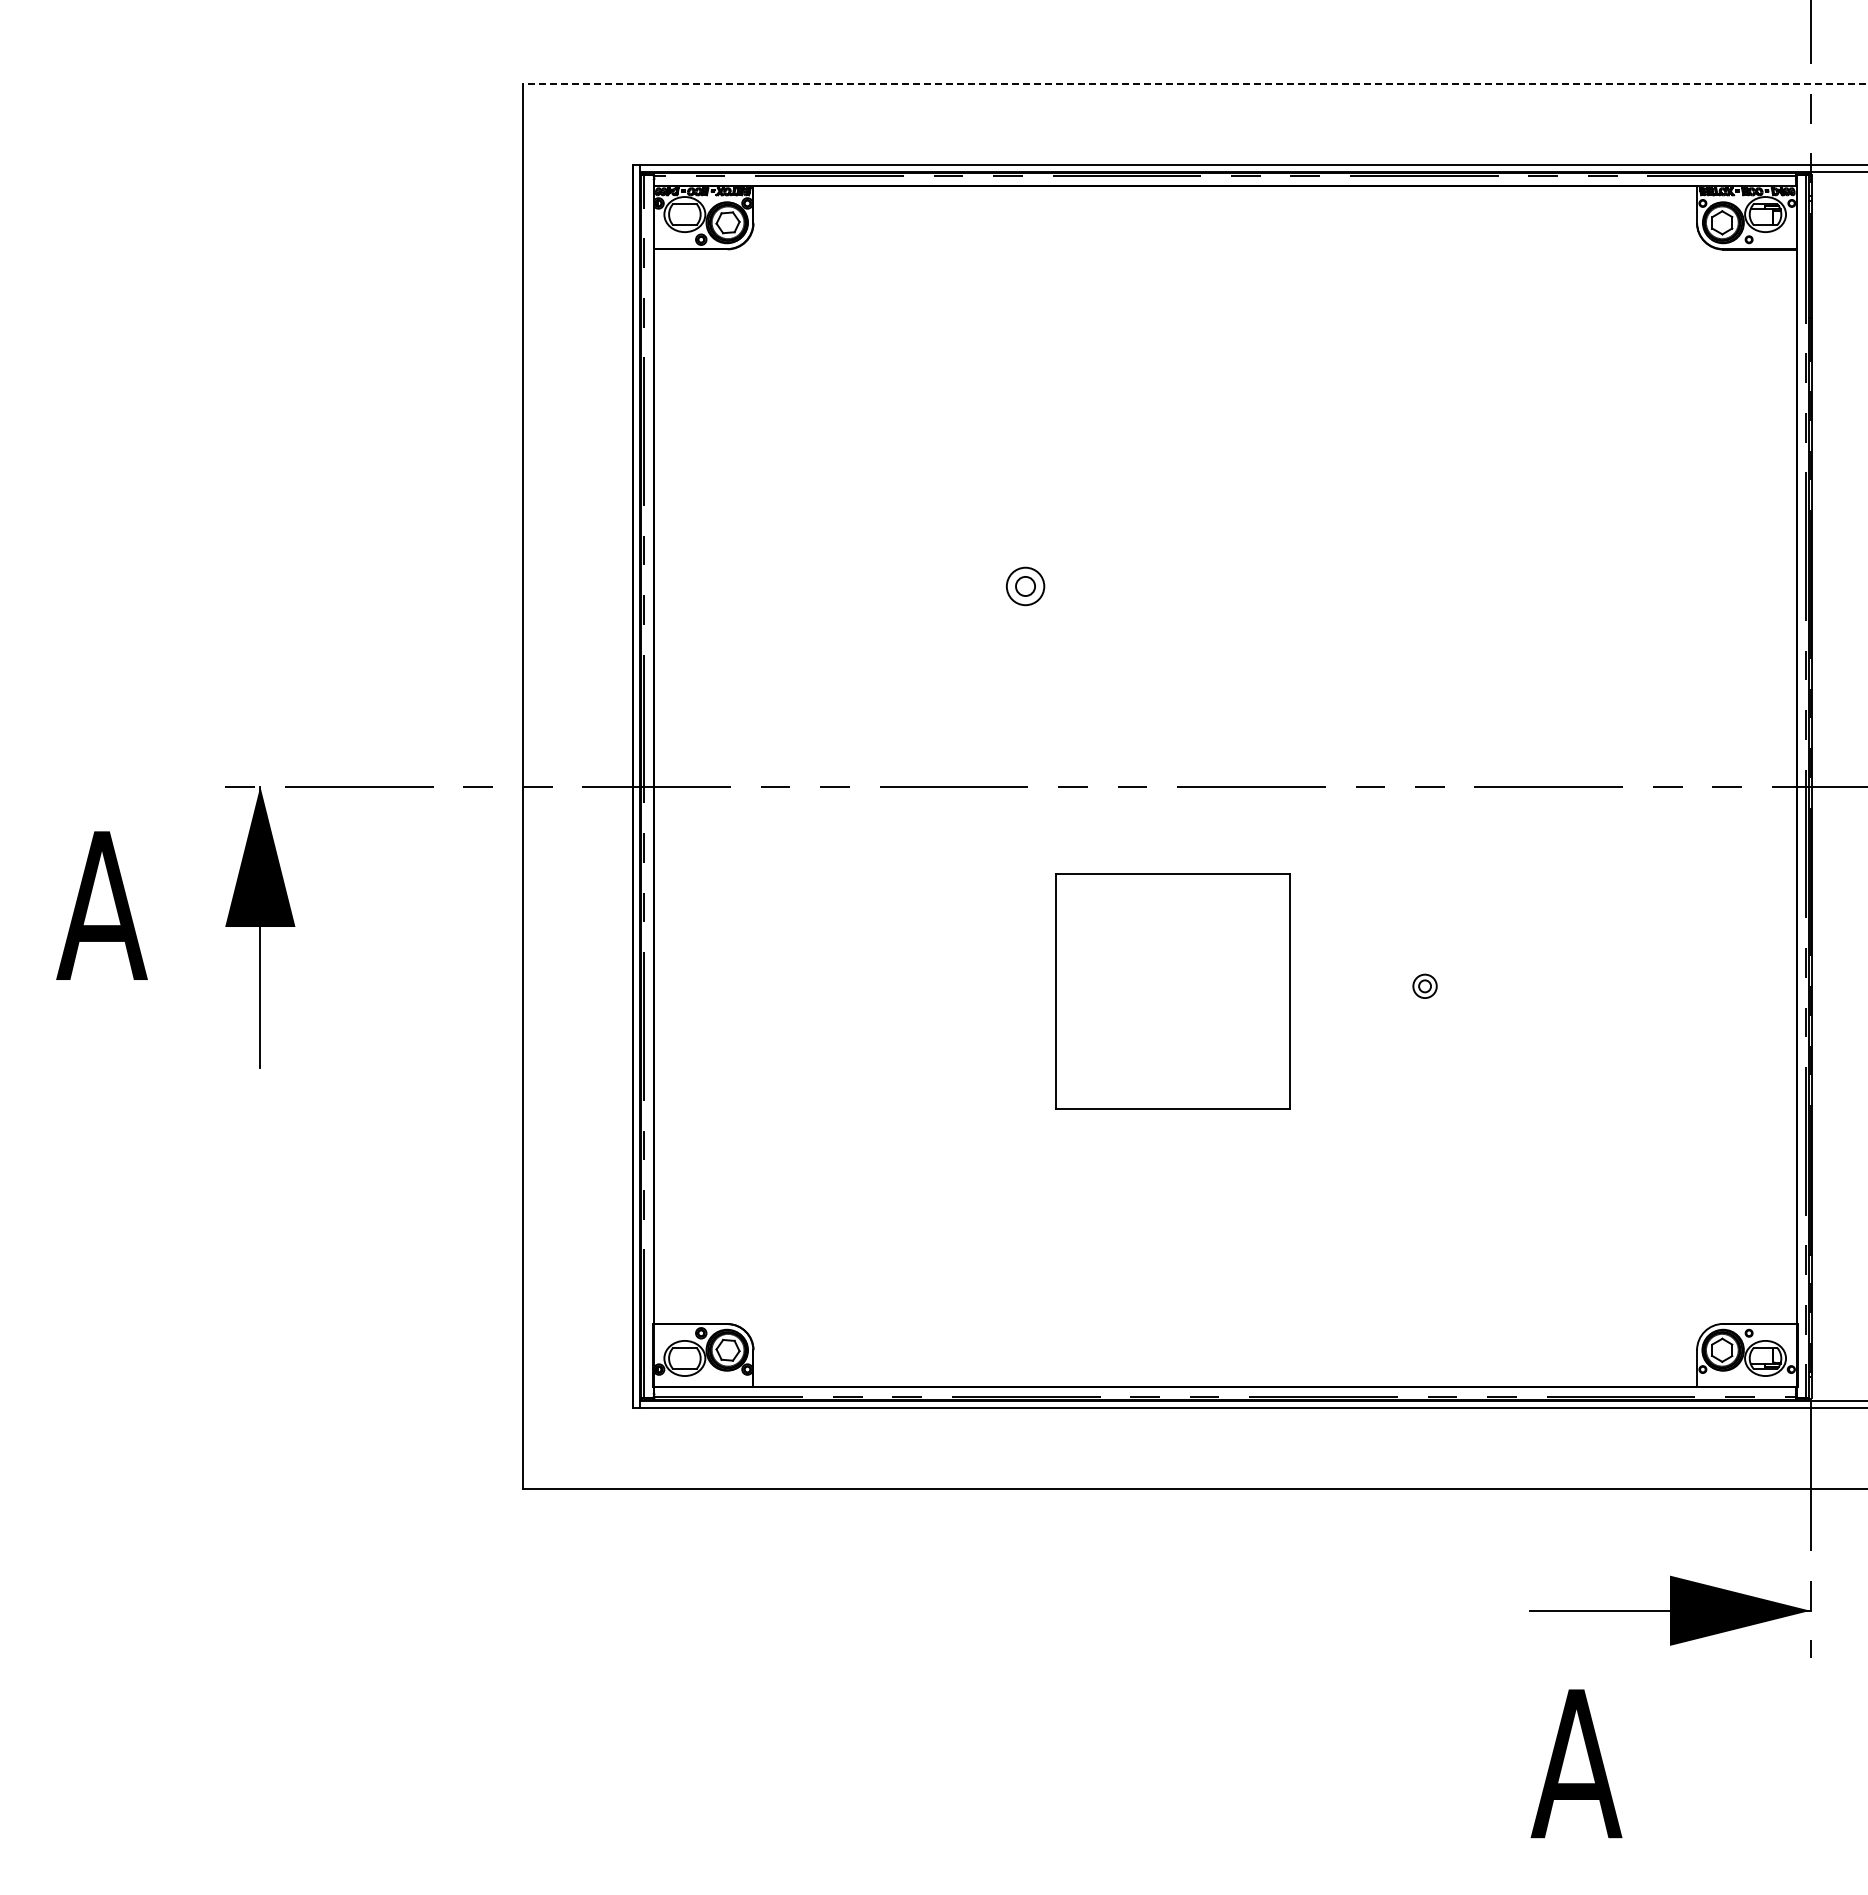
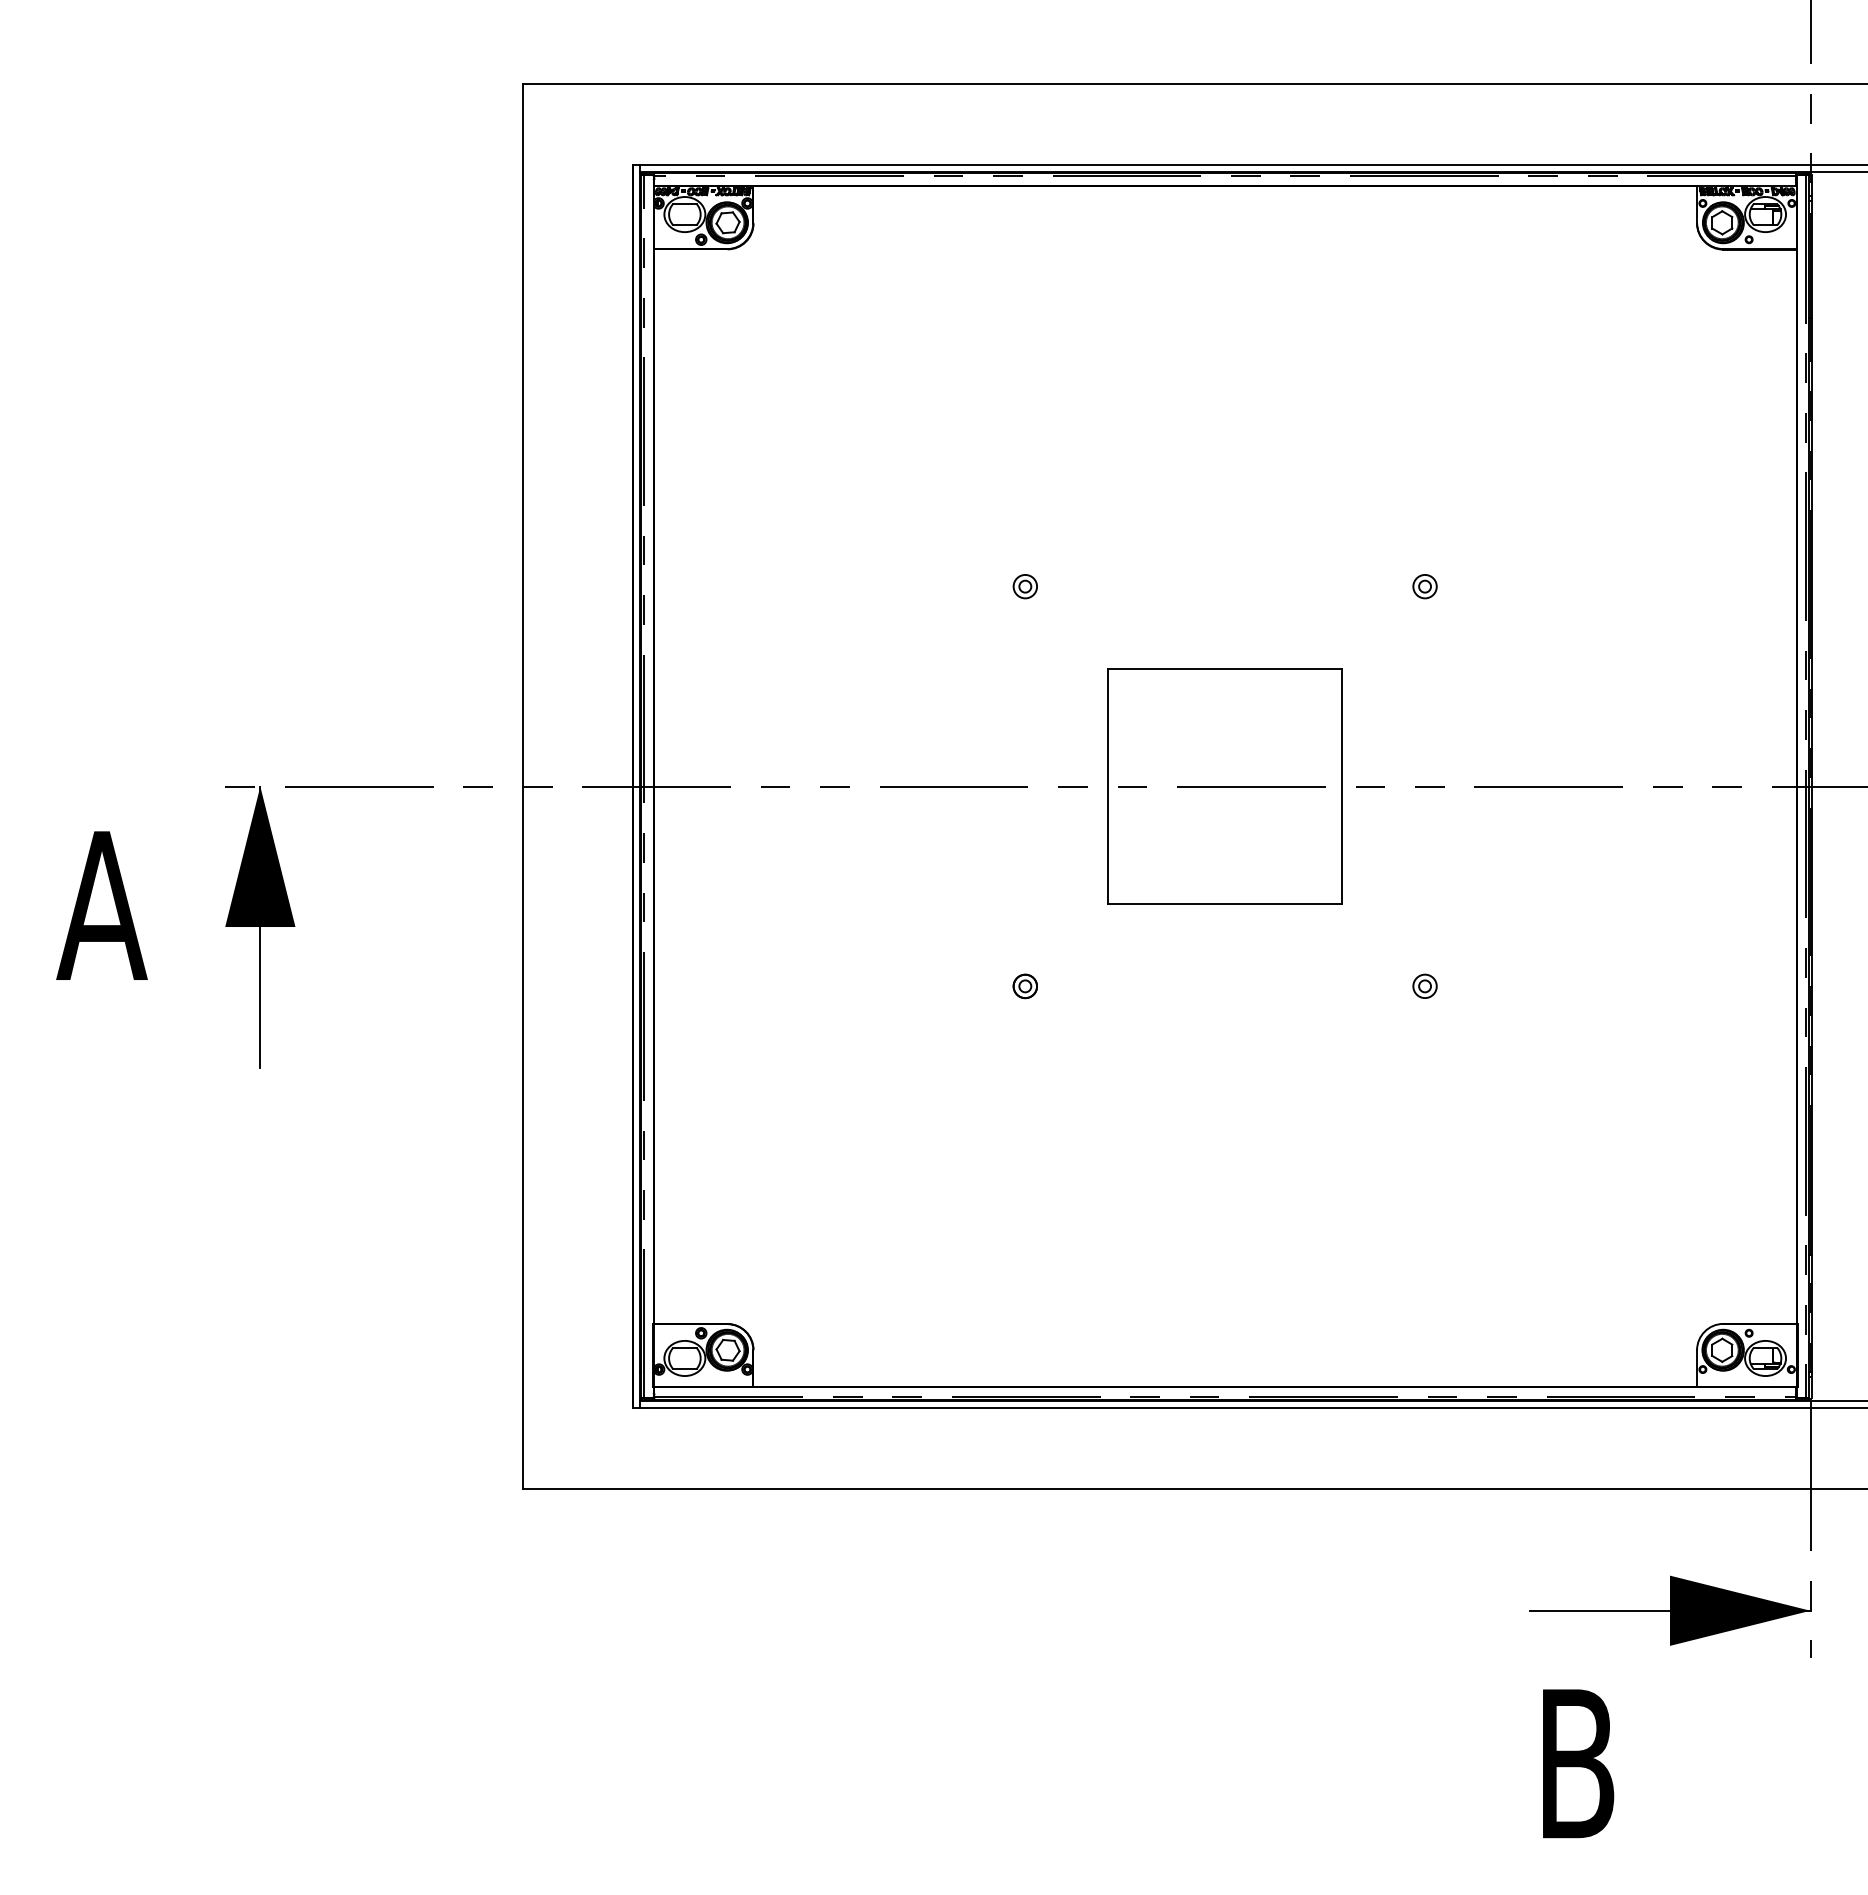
line: dashed -> solid (1194, 84)
part size: 40x41 px -> 26x26 px (1024, 586)
part: none -> present (1424, 586)
part: none -> present (1024, 986)
part position: (1172, 991) -> (1224, 786) (1224, 786)
text: A -> B (1576, 1763)
